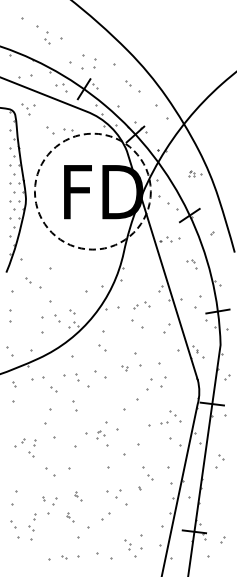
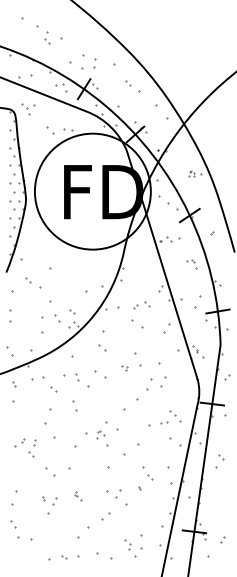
circle: dashed -> solid (92, 191)
part: present -> none (70, 517)
part: present -> none (32, 522)
